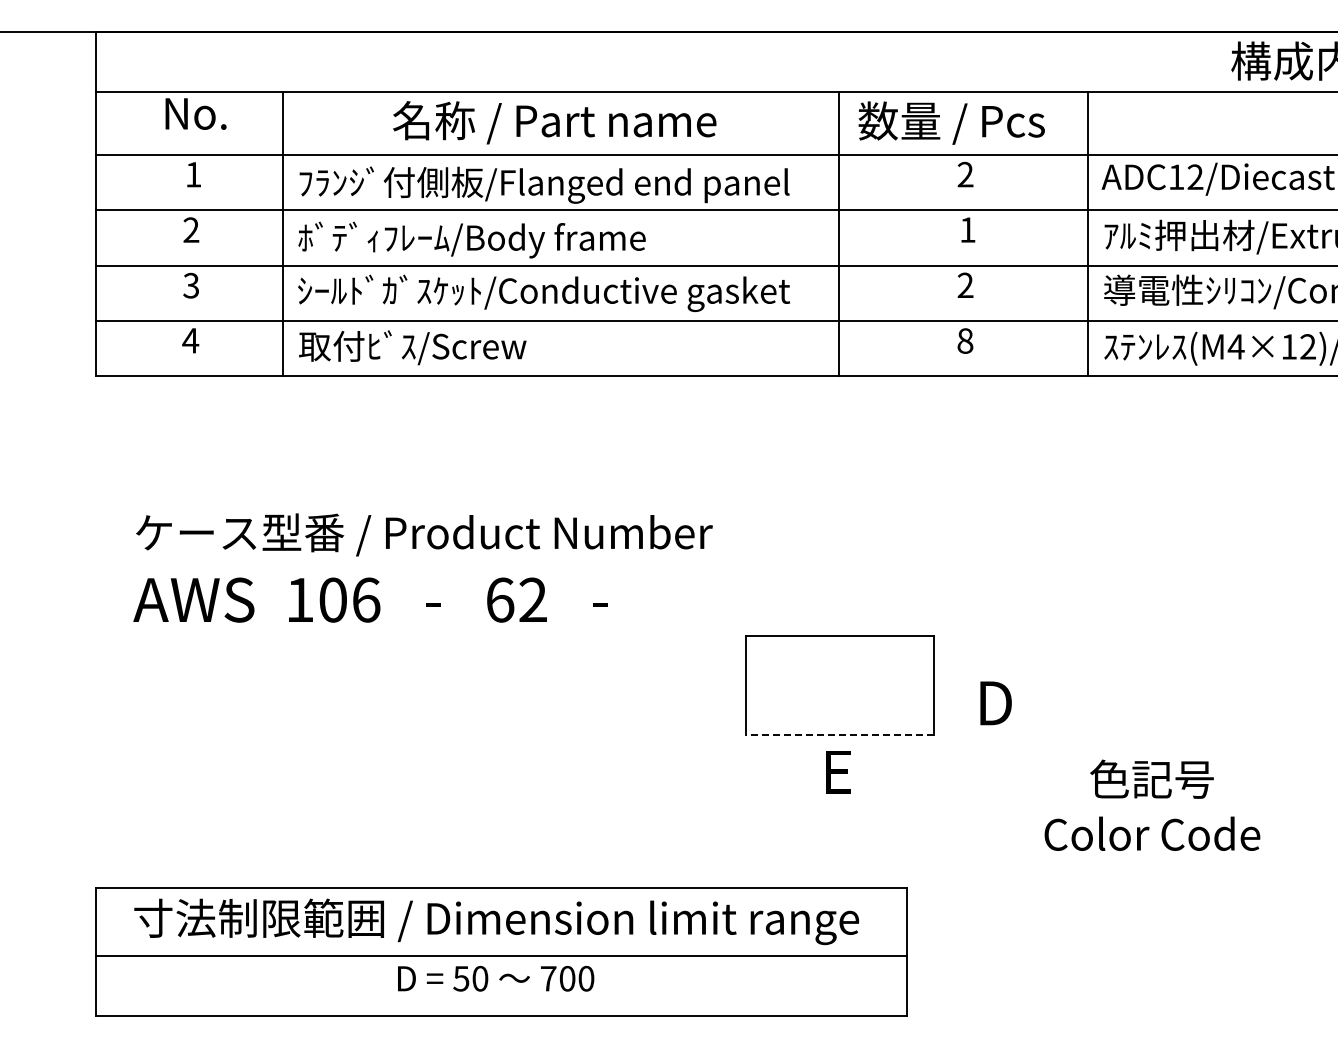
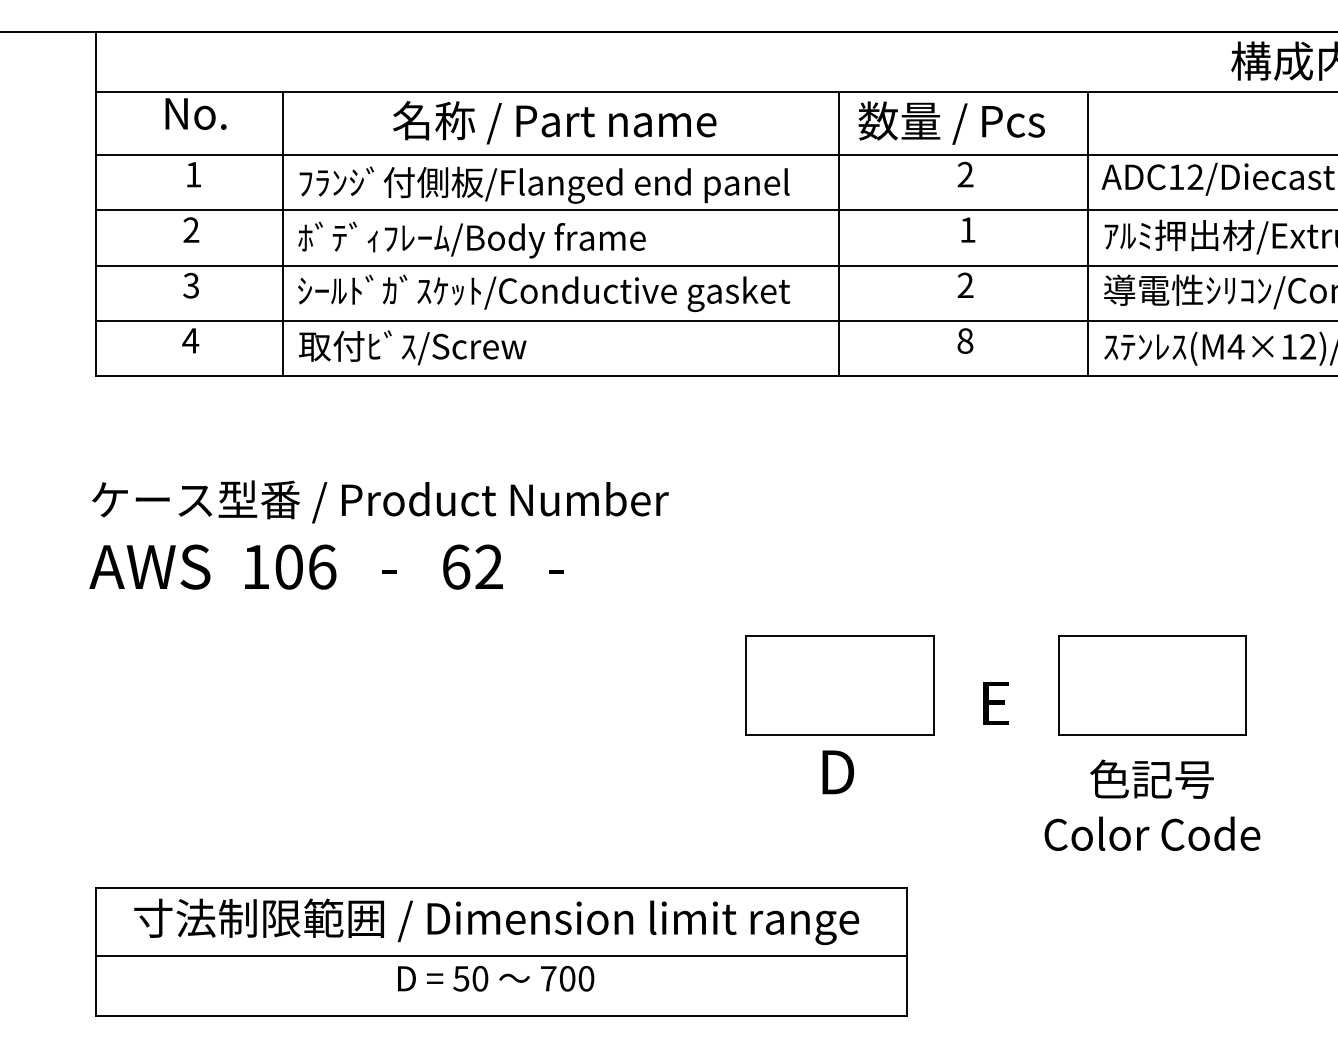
text position: (422, 567) -> (378, 534) (378, 534)
part: none -> present (1152, 685)
text: D -> E (995, 703)
line: dashed -> solid (840, 735)
text: E -> D (838, 772)
